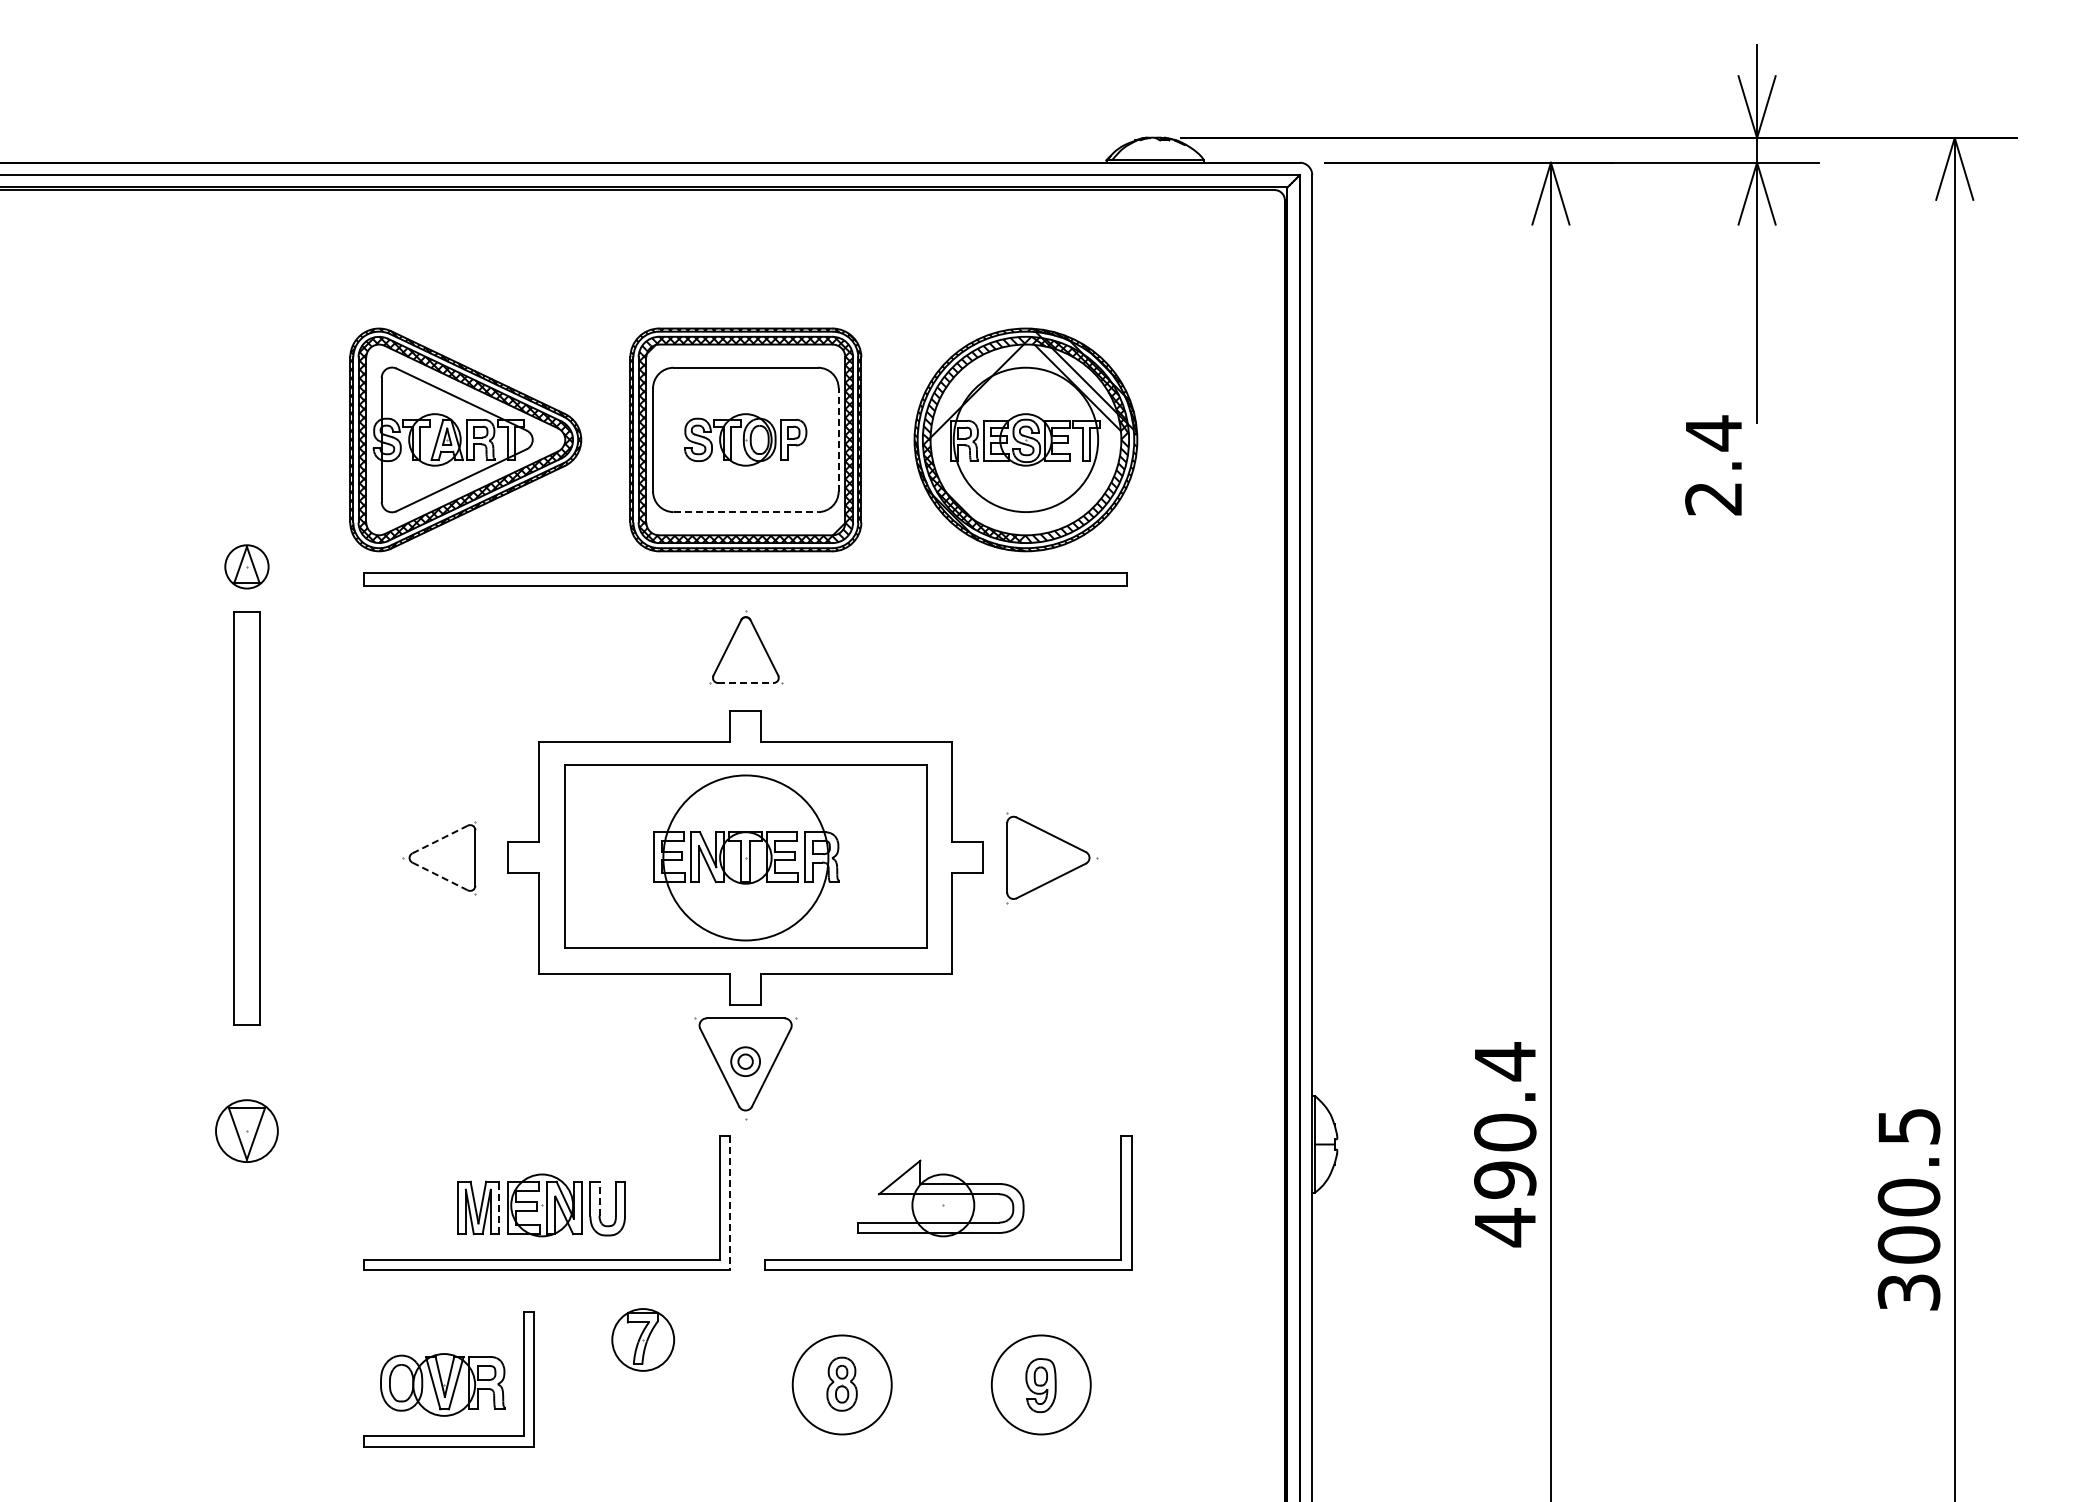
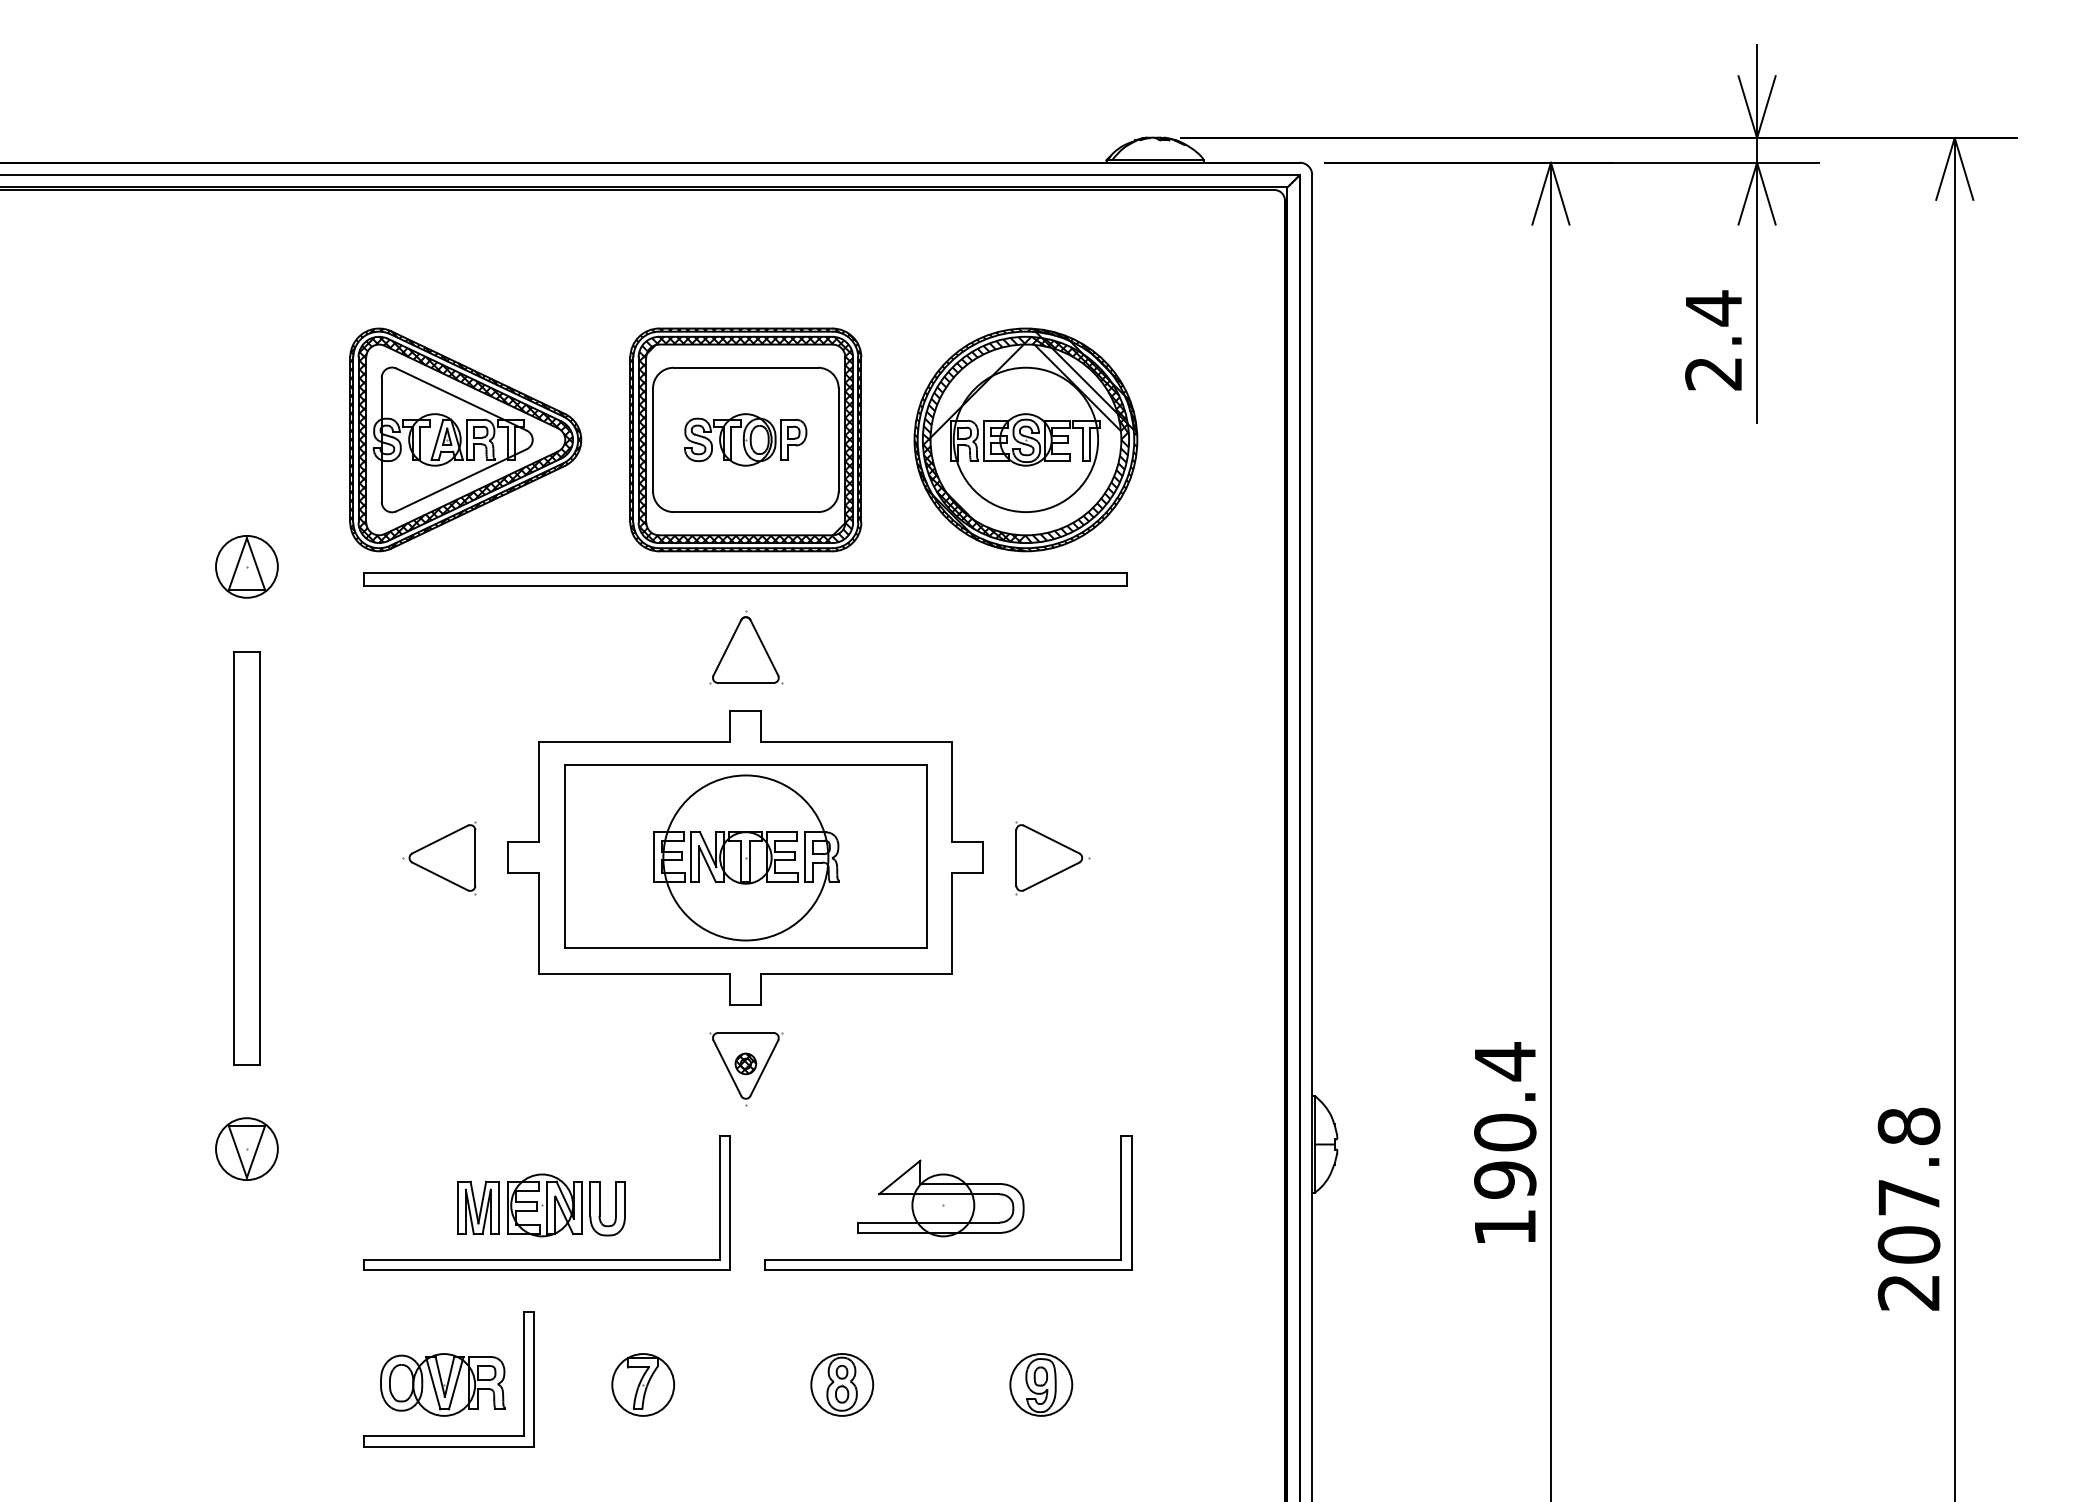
line: dashed -> solid (838, 439)
text position: (1713, 465) -> (1713, 340) (1713, 340)
line: dashed -> solid (746, 512)
part size: 46x46 px -> 64x64 px (246, 566)
line: dashed -> solid (745, 683)
part position: (246, 818) -> (246, 858) (246, 858)
line: dashed -> solid (439, 839)
part size: 93x93 px -> 76x75 px (1052, 858)
line: dashed -> solid (440, 876)
part size: 104x104 px -> 75x75 px (746, 1069)
part position: (246, 1130) -> (246, 1148) (246, 1148)
line: dashed -> solid (599, 1198)
line: dashed -> solid (730, 1203)
line: dashed -> solid (499, 1207)
text: 300.5 -> 207.8 (1908, 1208)
text: 490.4 -> 190.4 (1505, 1227)
part position: (643, 1339) -> (643, 1384) (643, 1384)
circle diameter: 99 px -> 62 px (842, 1384)
circle diameter: 99 px -> 62 px (1041, 1384)
